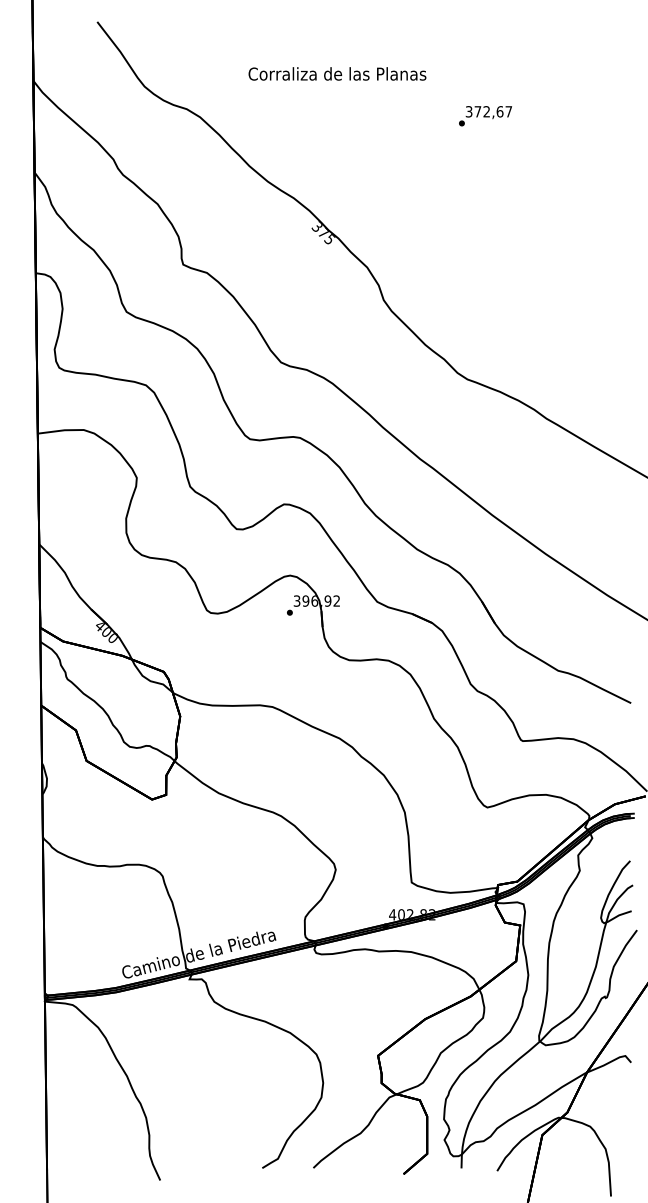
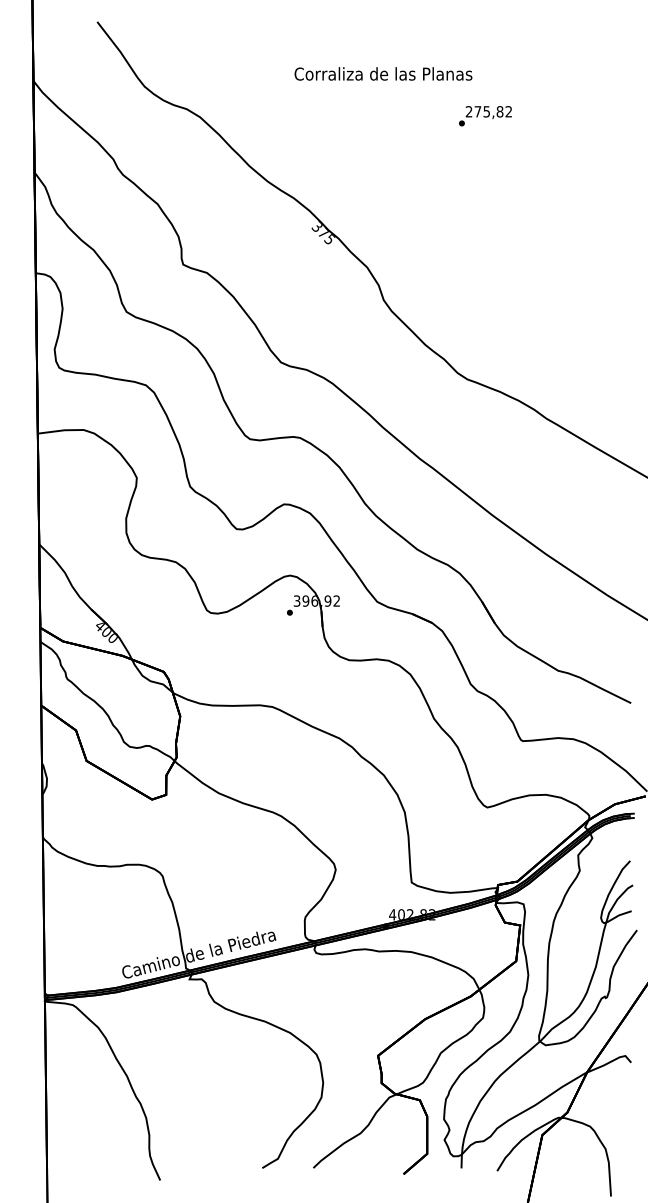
text position: (337, 73) -> (383, 73) (383, 73)
text: 372,67 -> 275,82 (488, 111)
